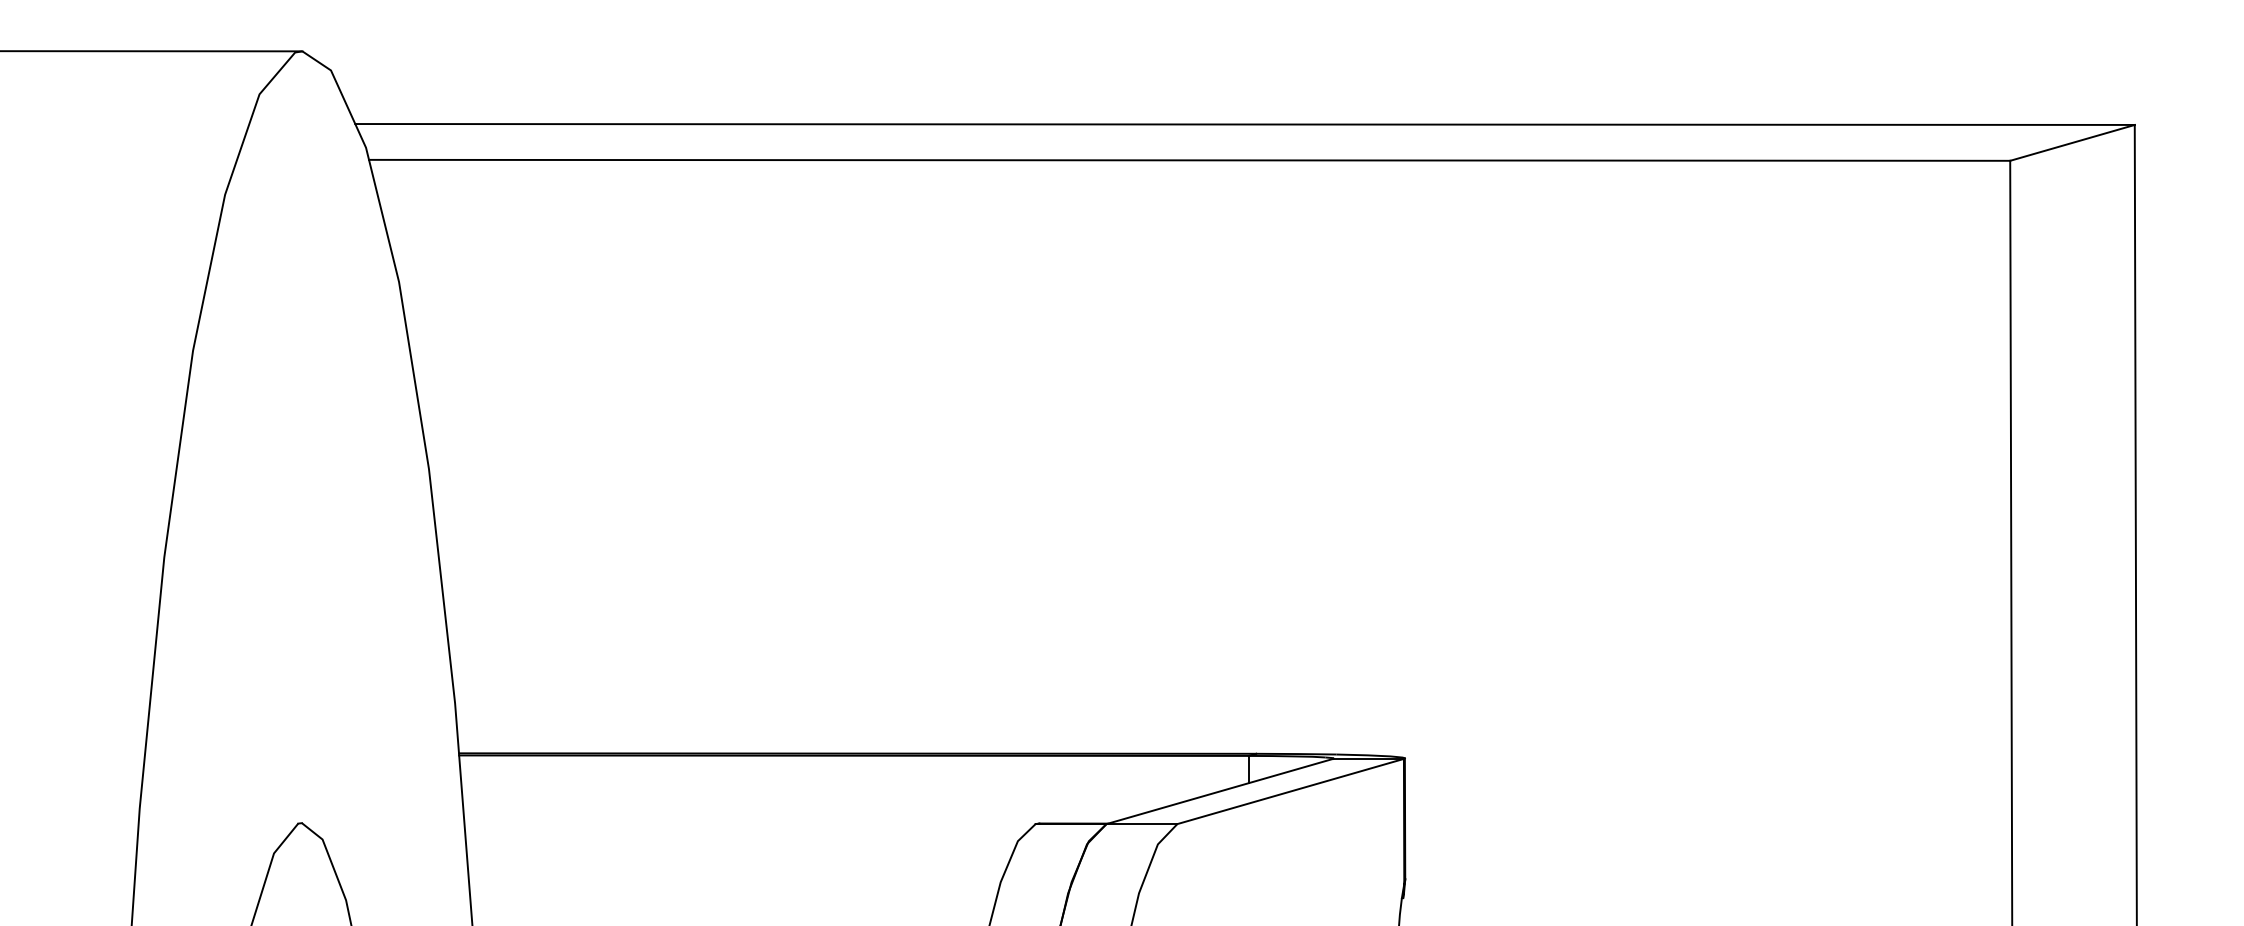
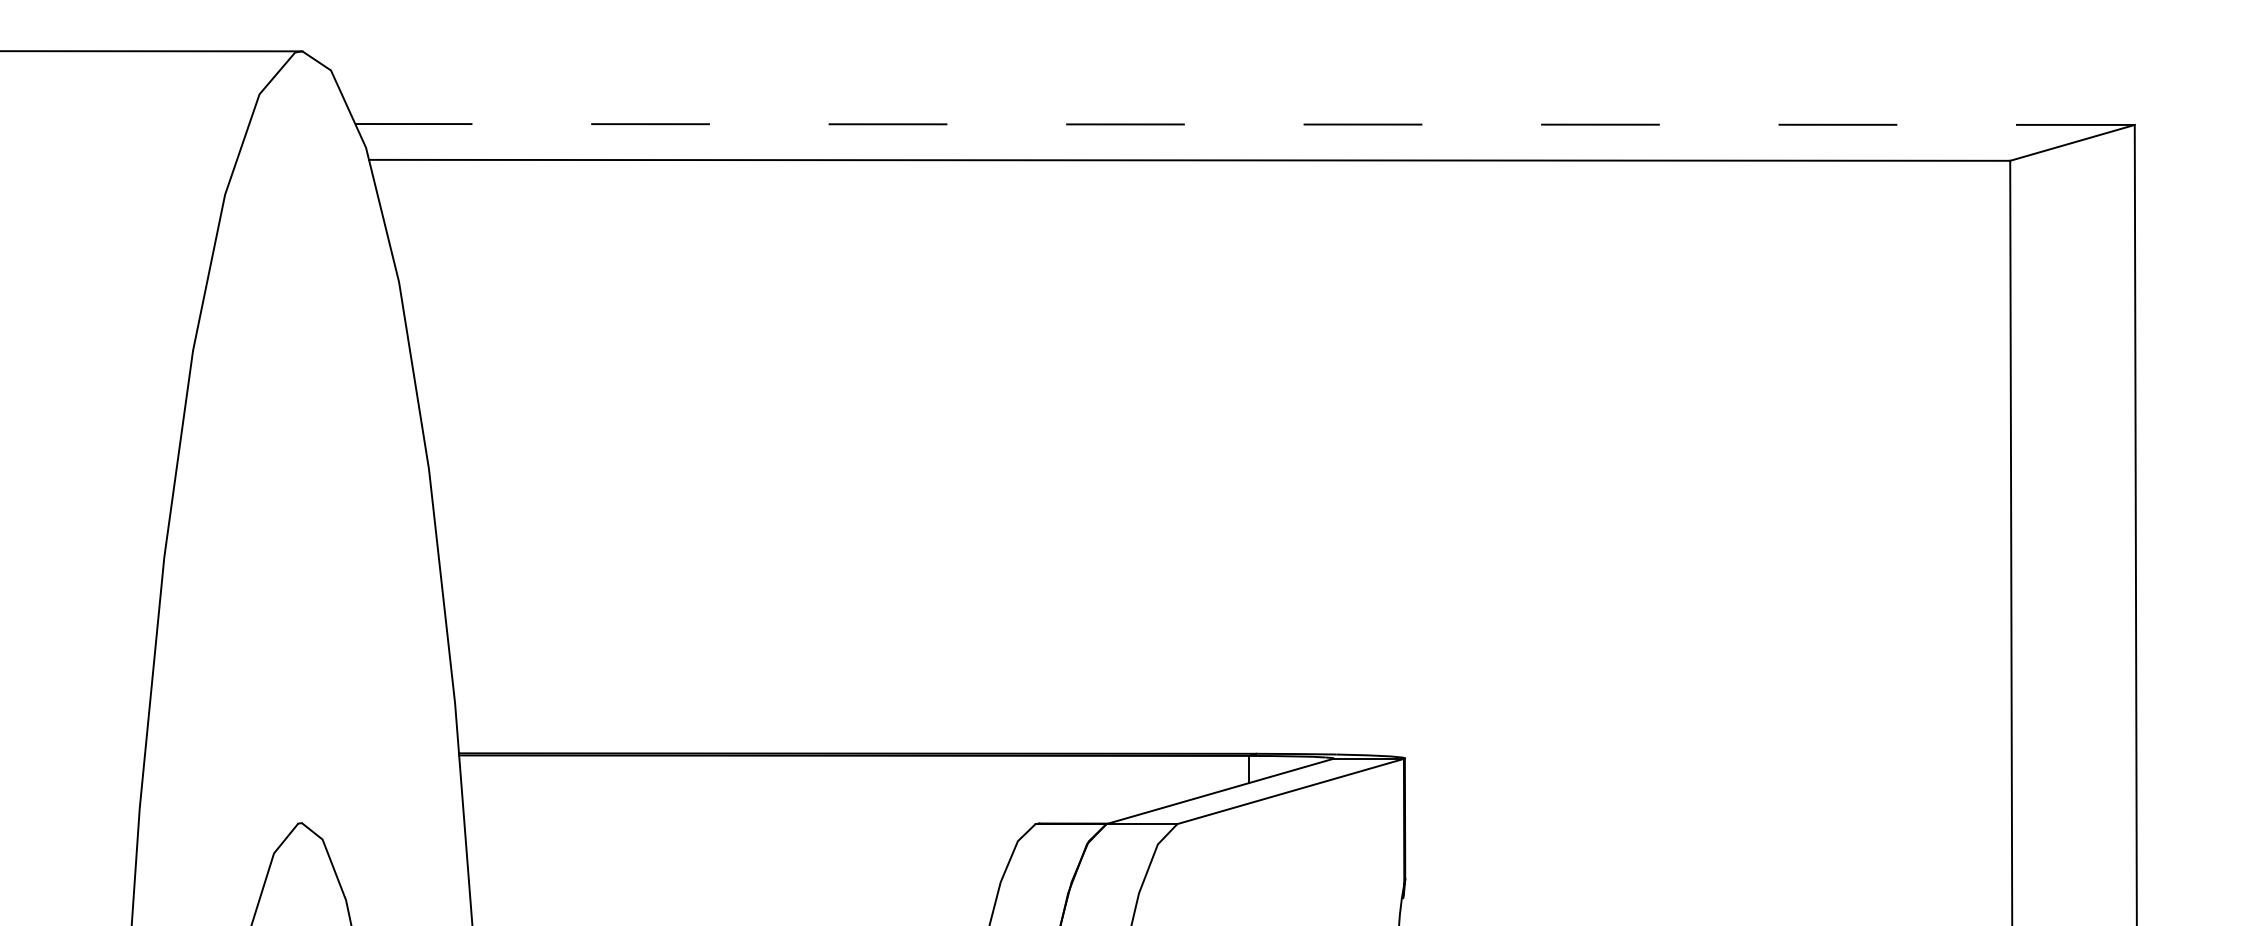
line: solid -> dashed (1245, 124)
